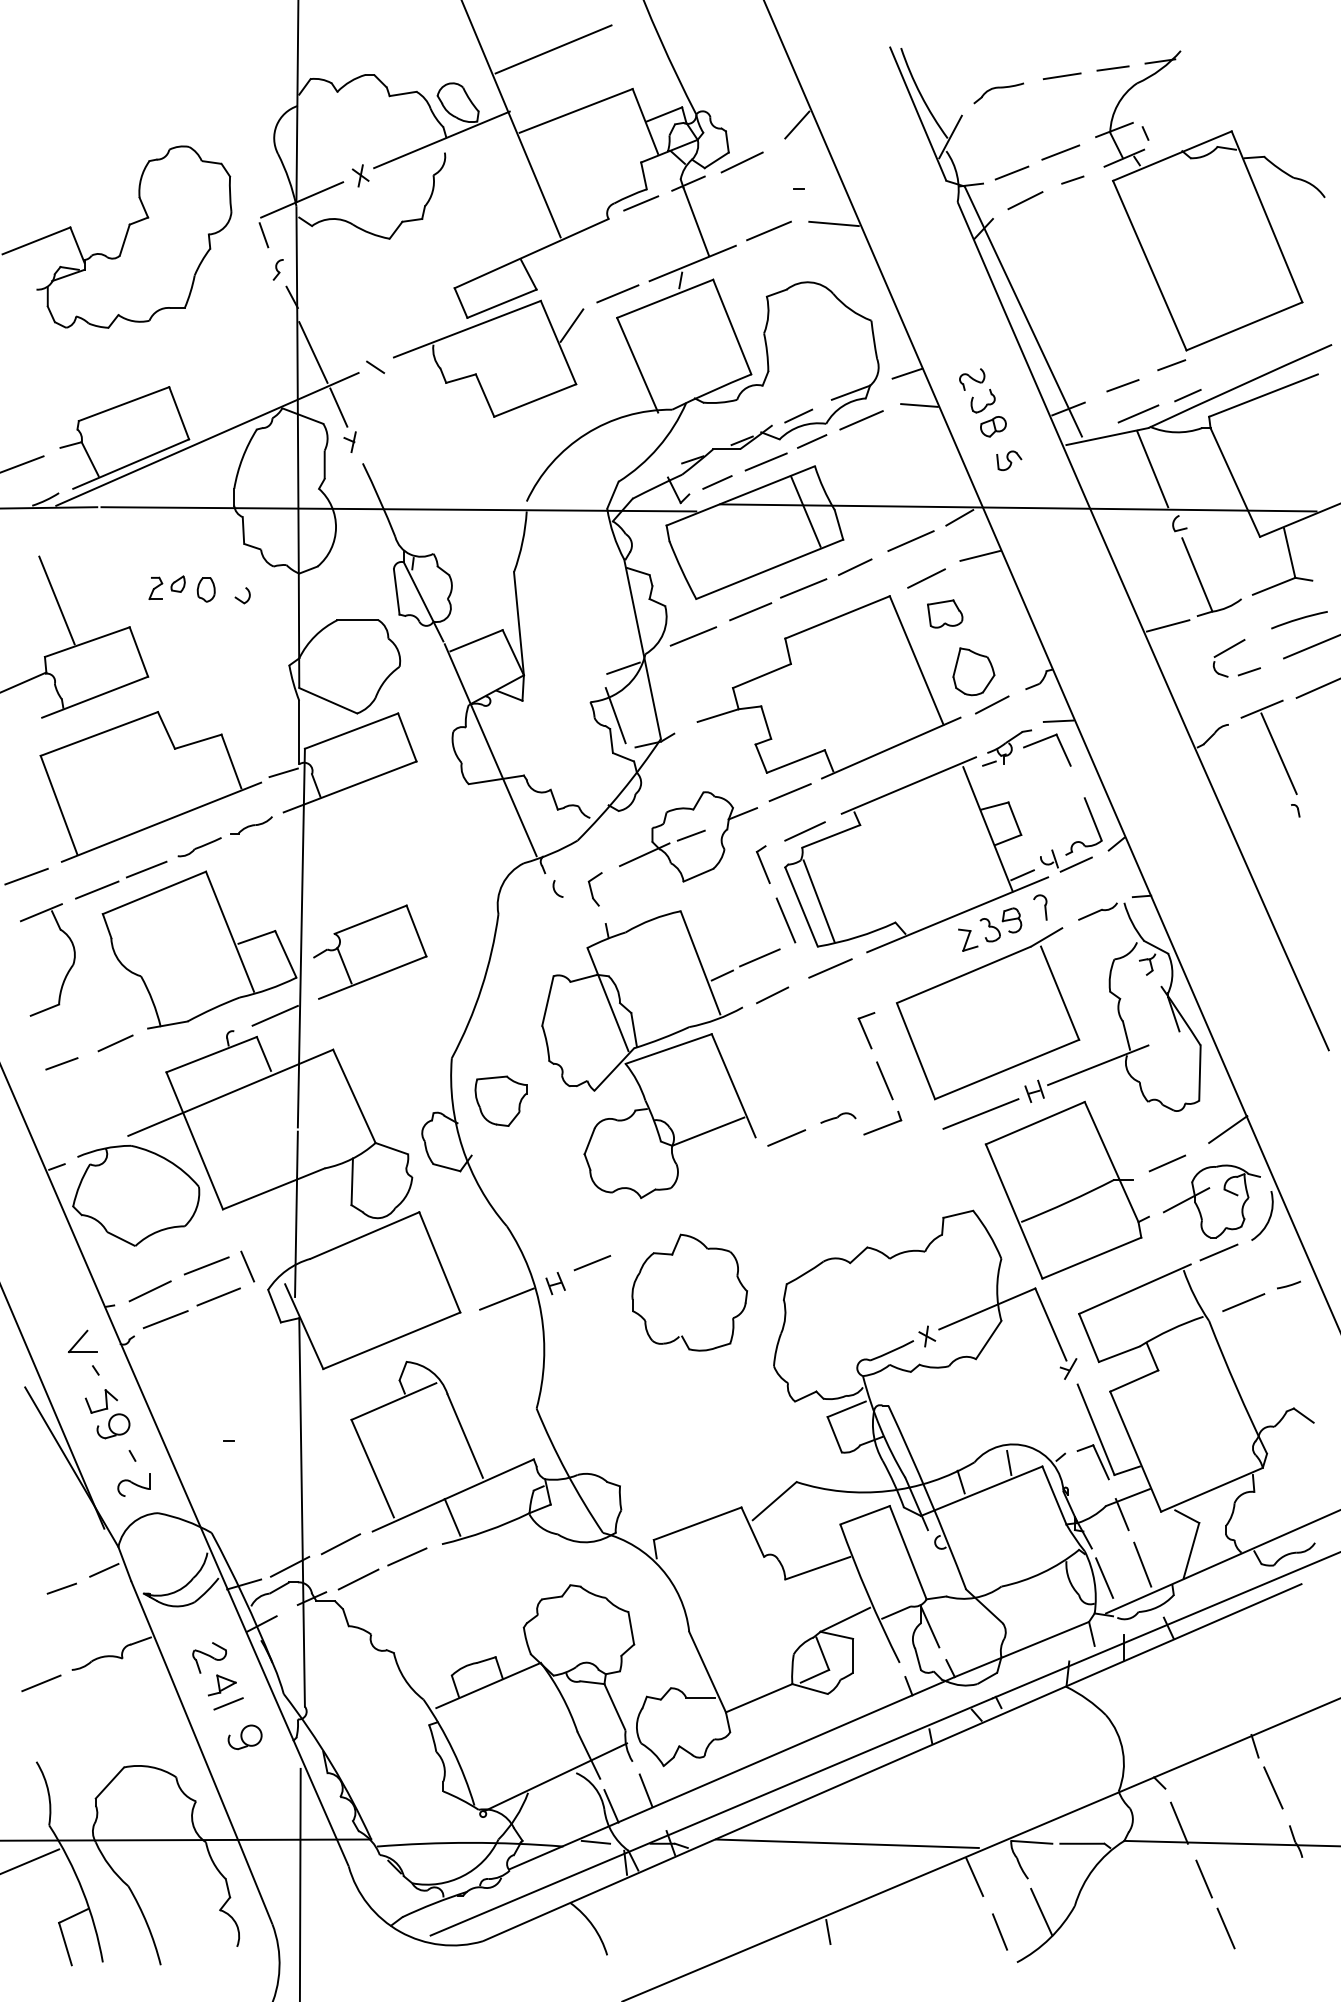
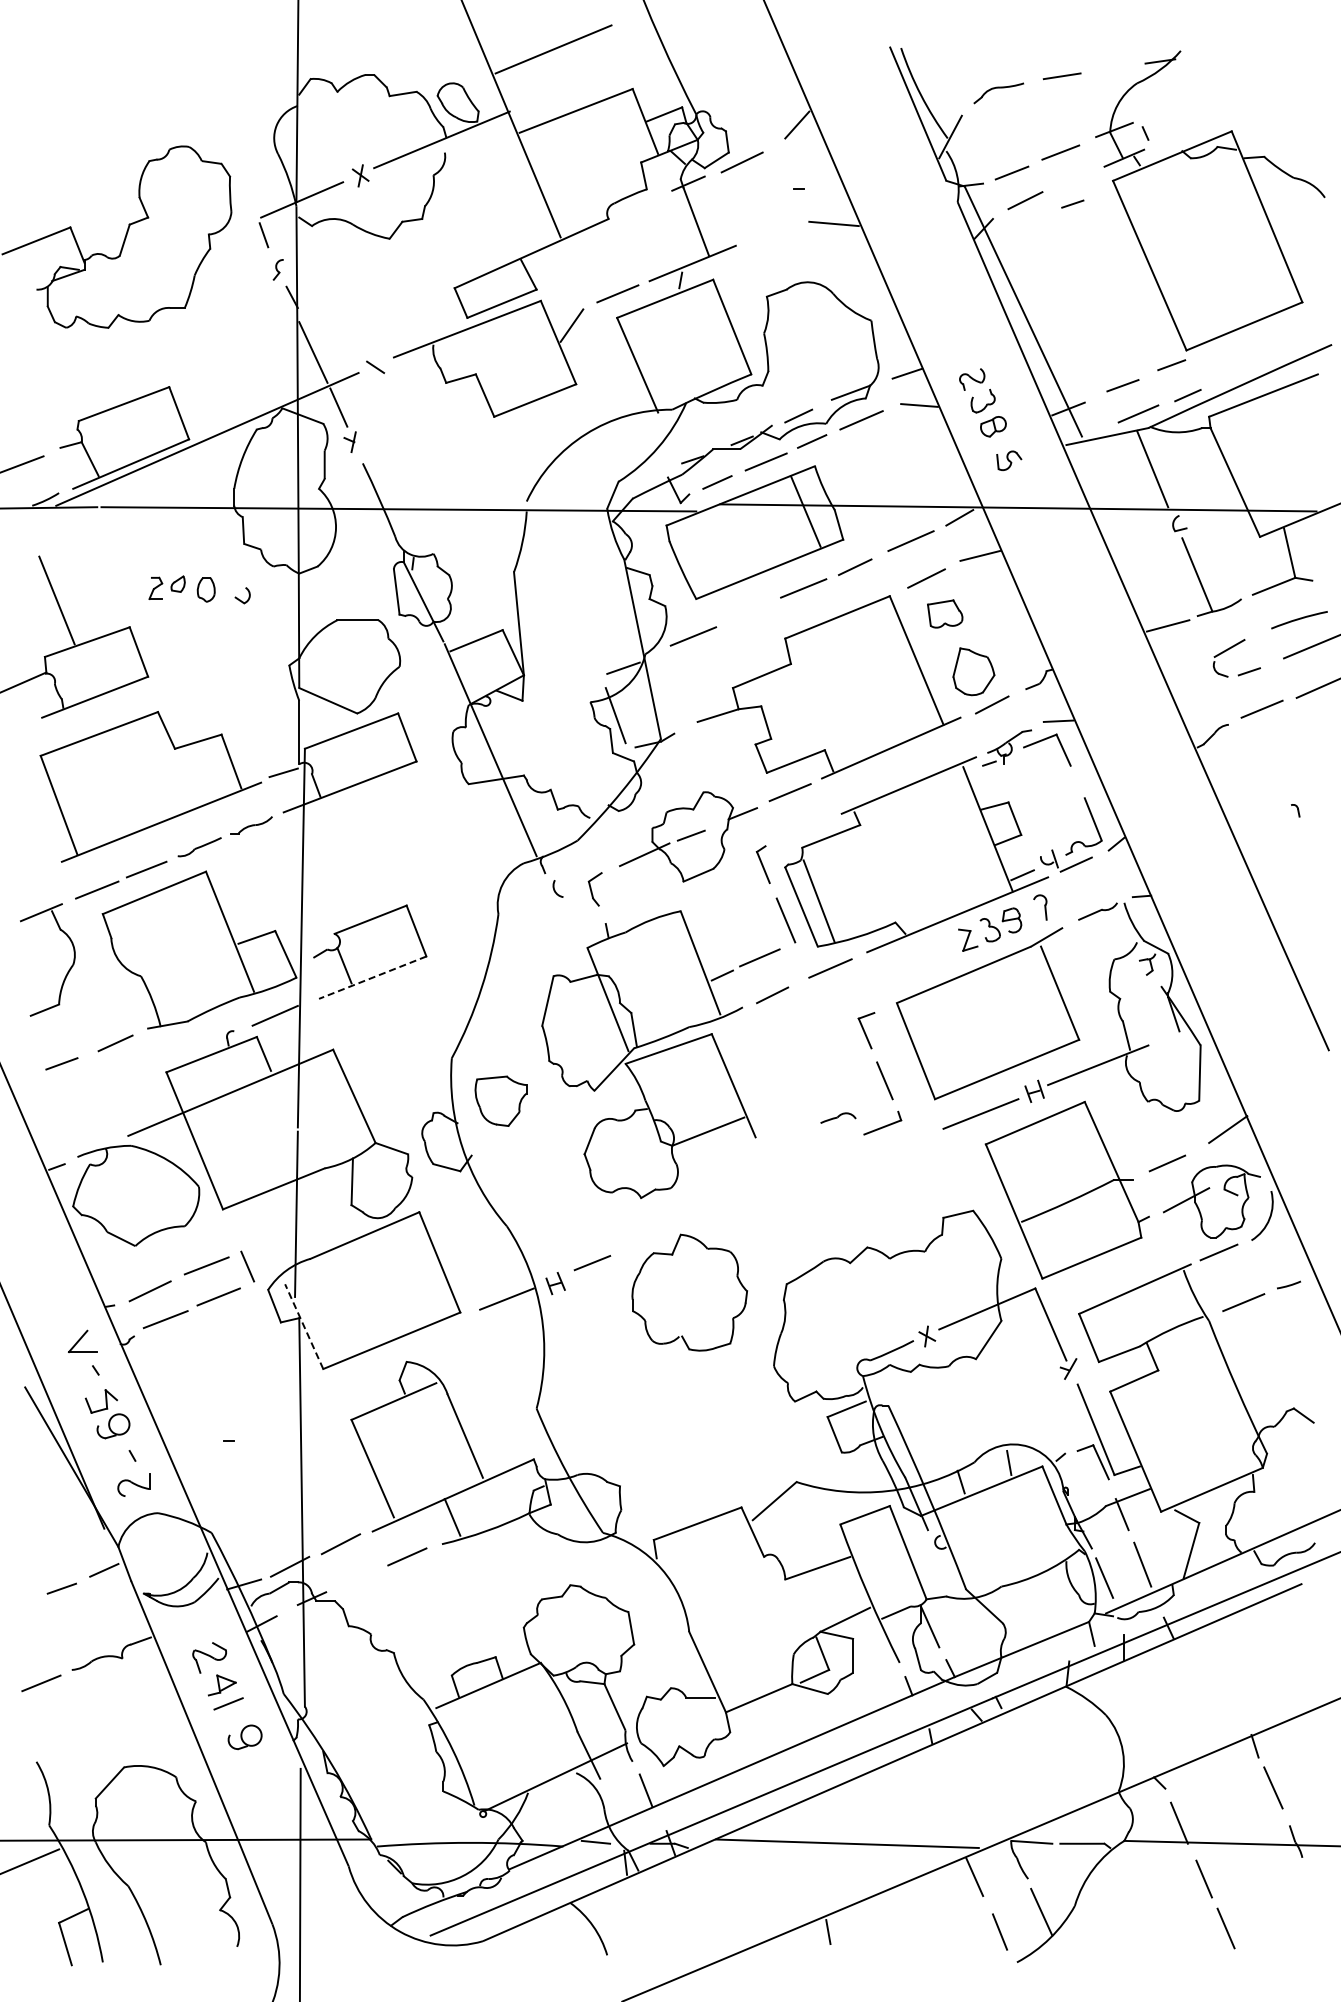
line: present -> none (1112, 68)
line position: (1072, 179) -> (1072, 203) (1072, 203)
line: present -> none (641, 203)
line: present -> none (768, 230)
line: present -> none (750, 611)
line: present -> none (1278, 753)
line: present -> none (804, 831)
line: present -> none (26, 876)
line: solid -> dashed (372, 977)
line: present -> none (786, 1137)
line: solid -> dashed (304, 1326)
line: present -> none (358, 1579)
line: present -> none (611, 1806)
